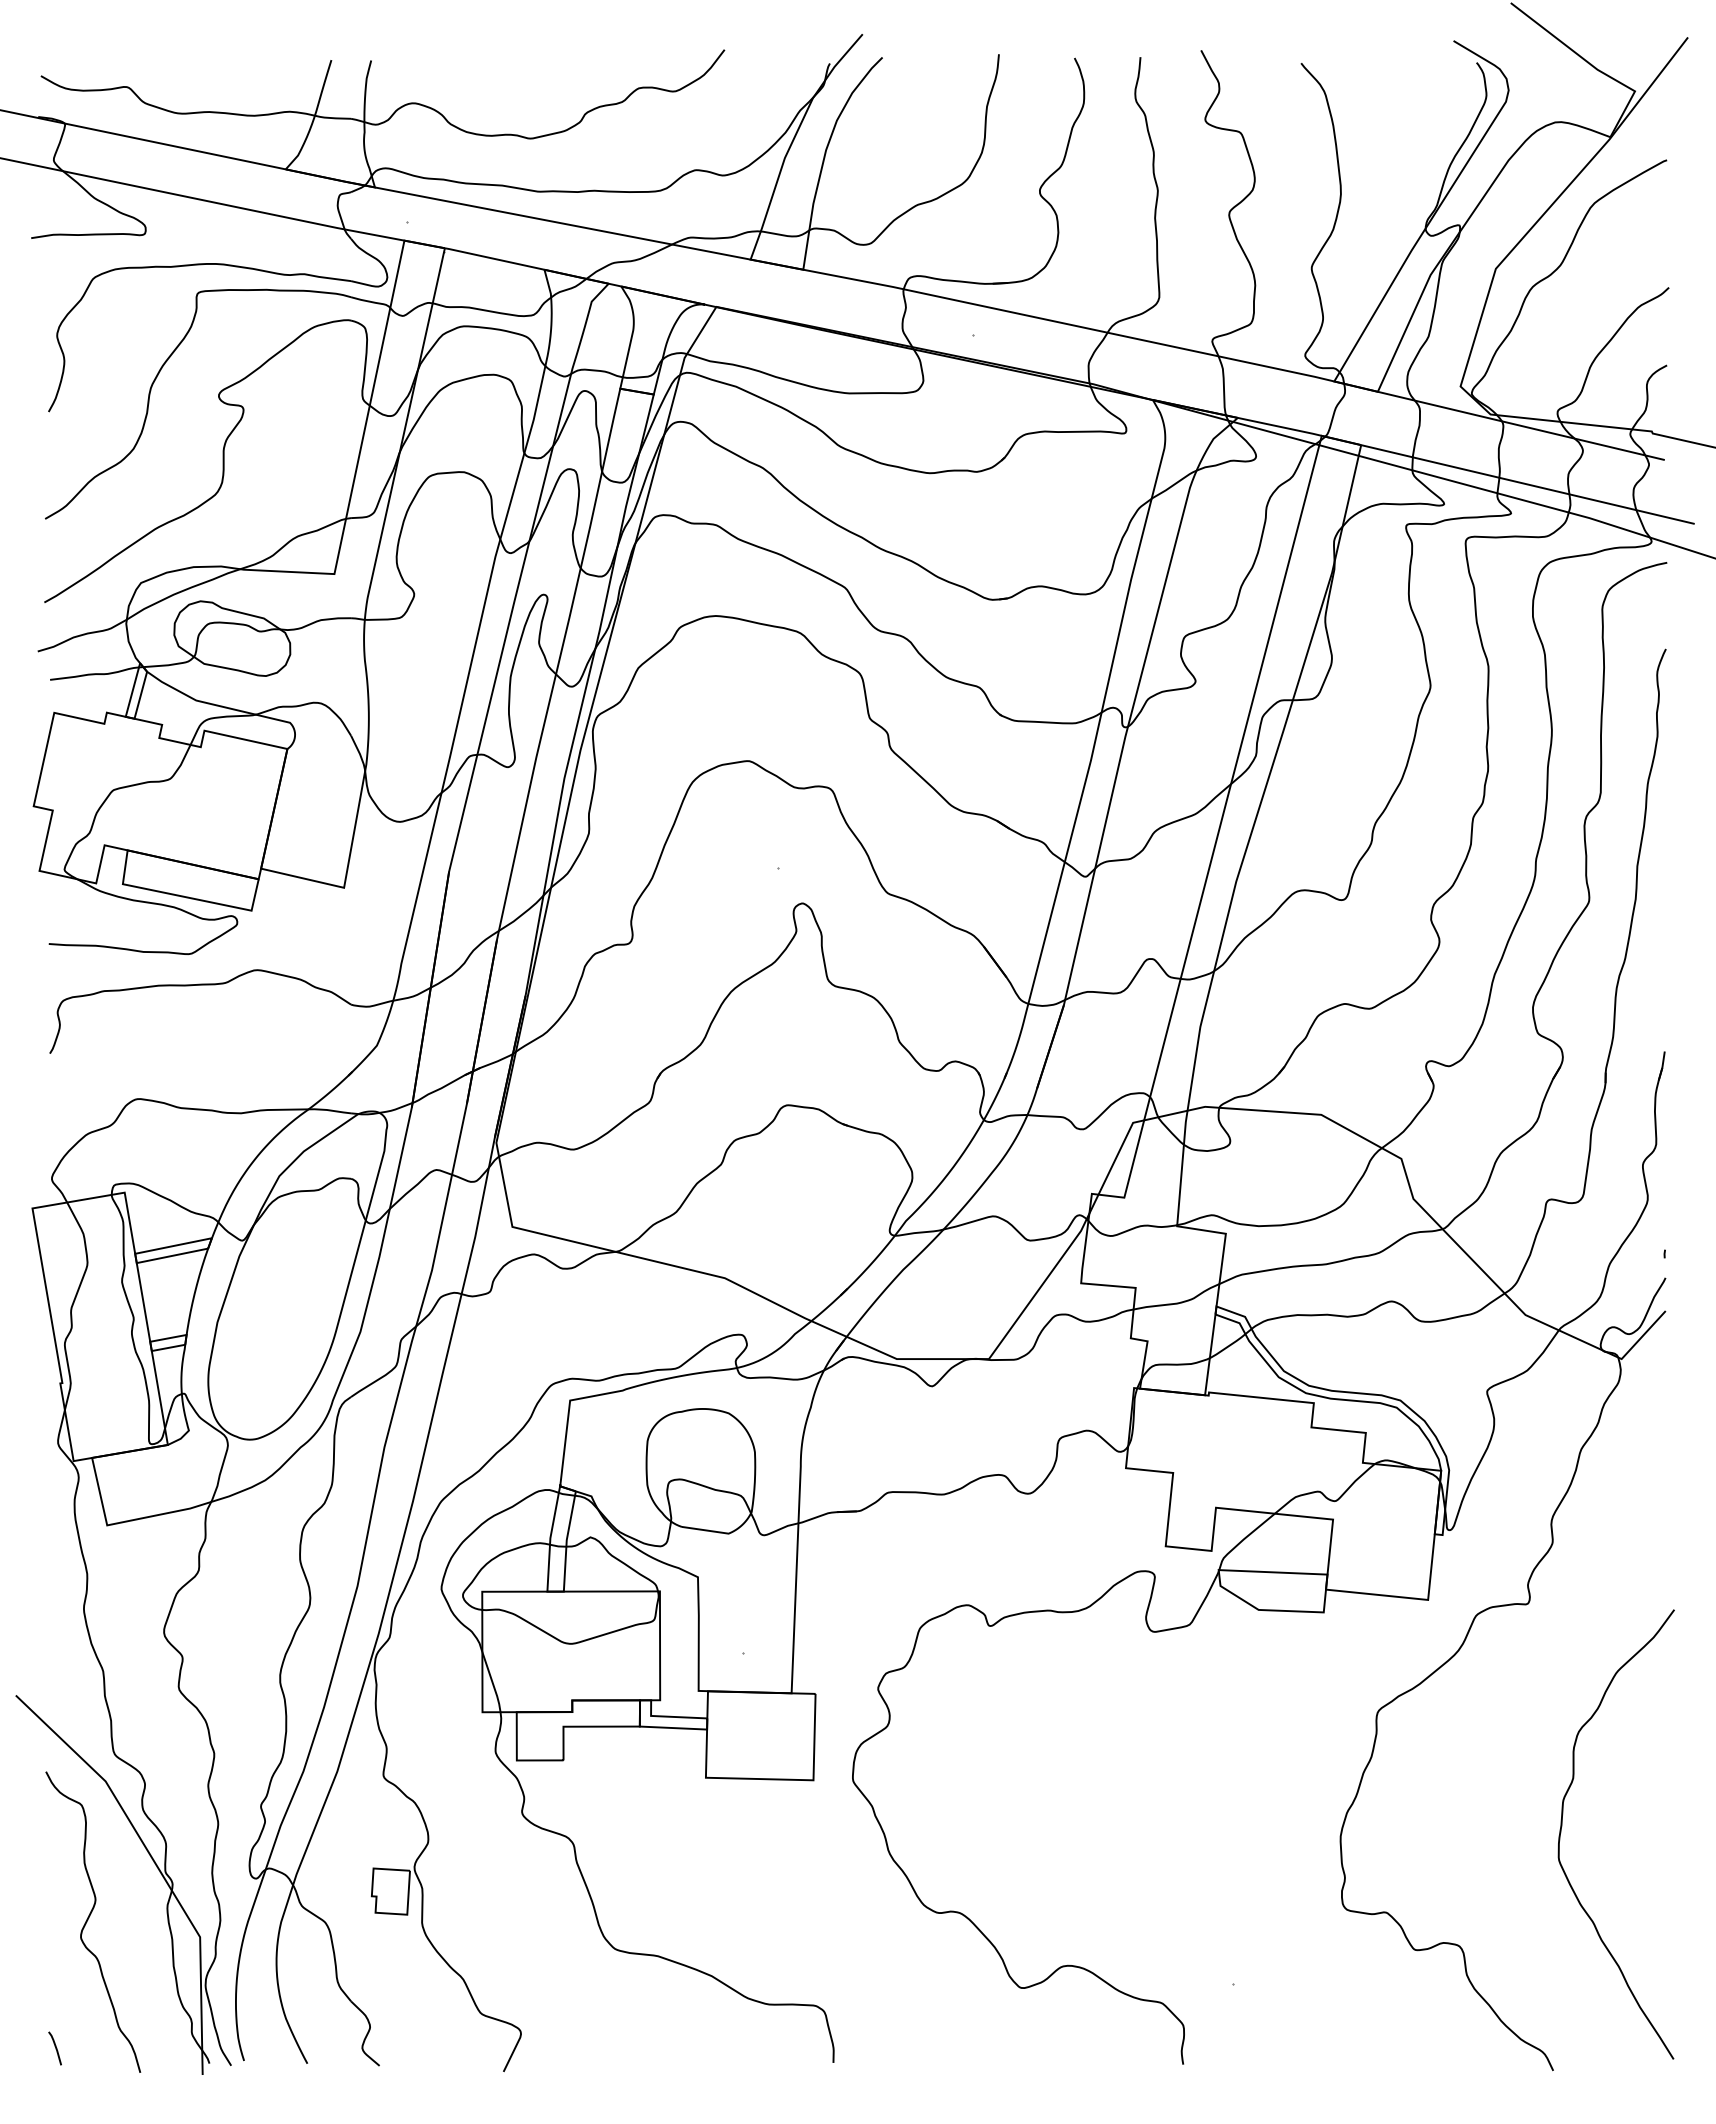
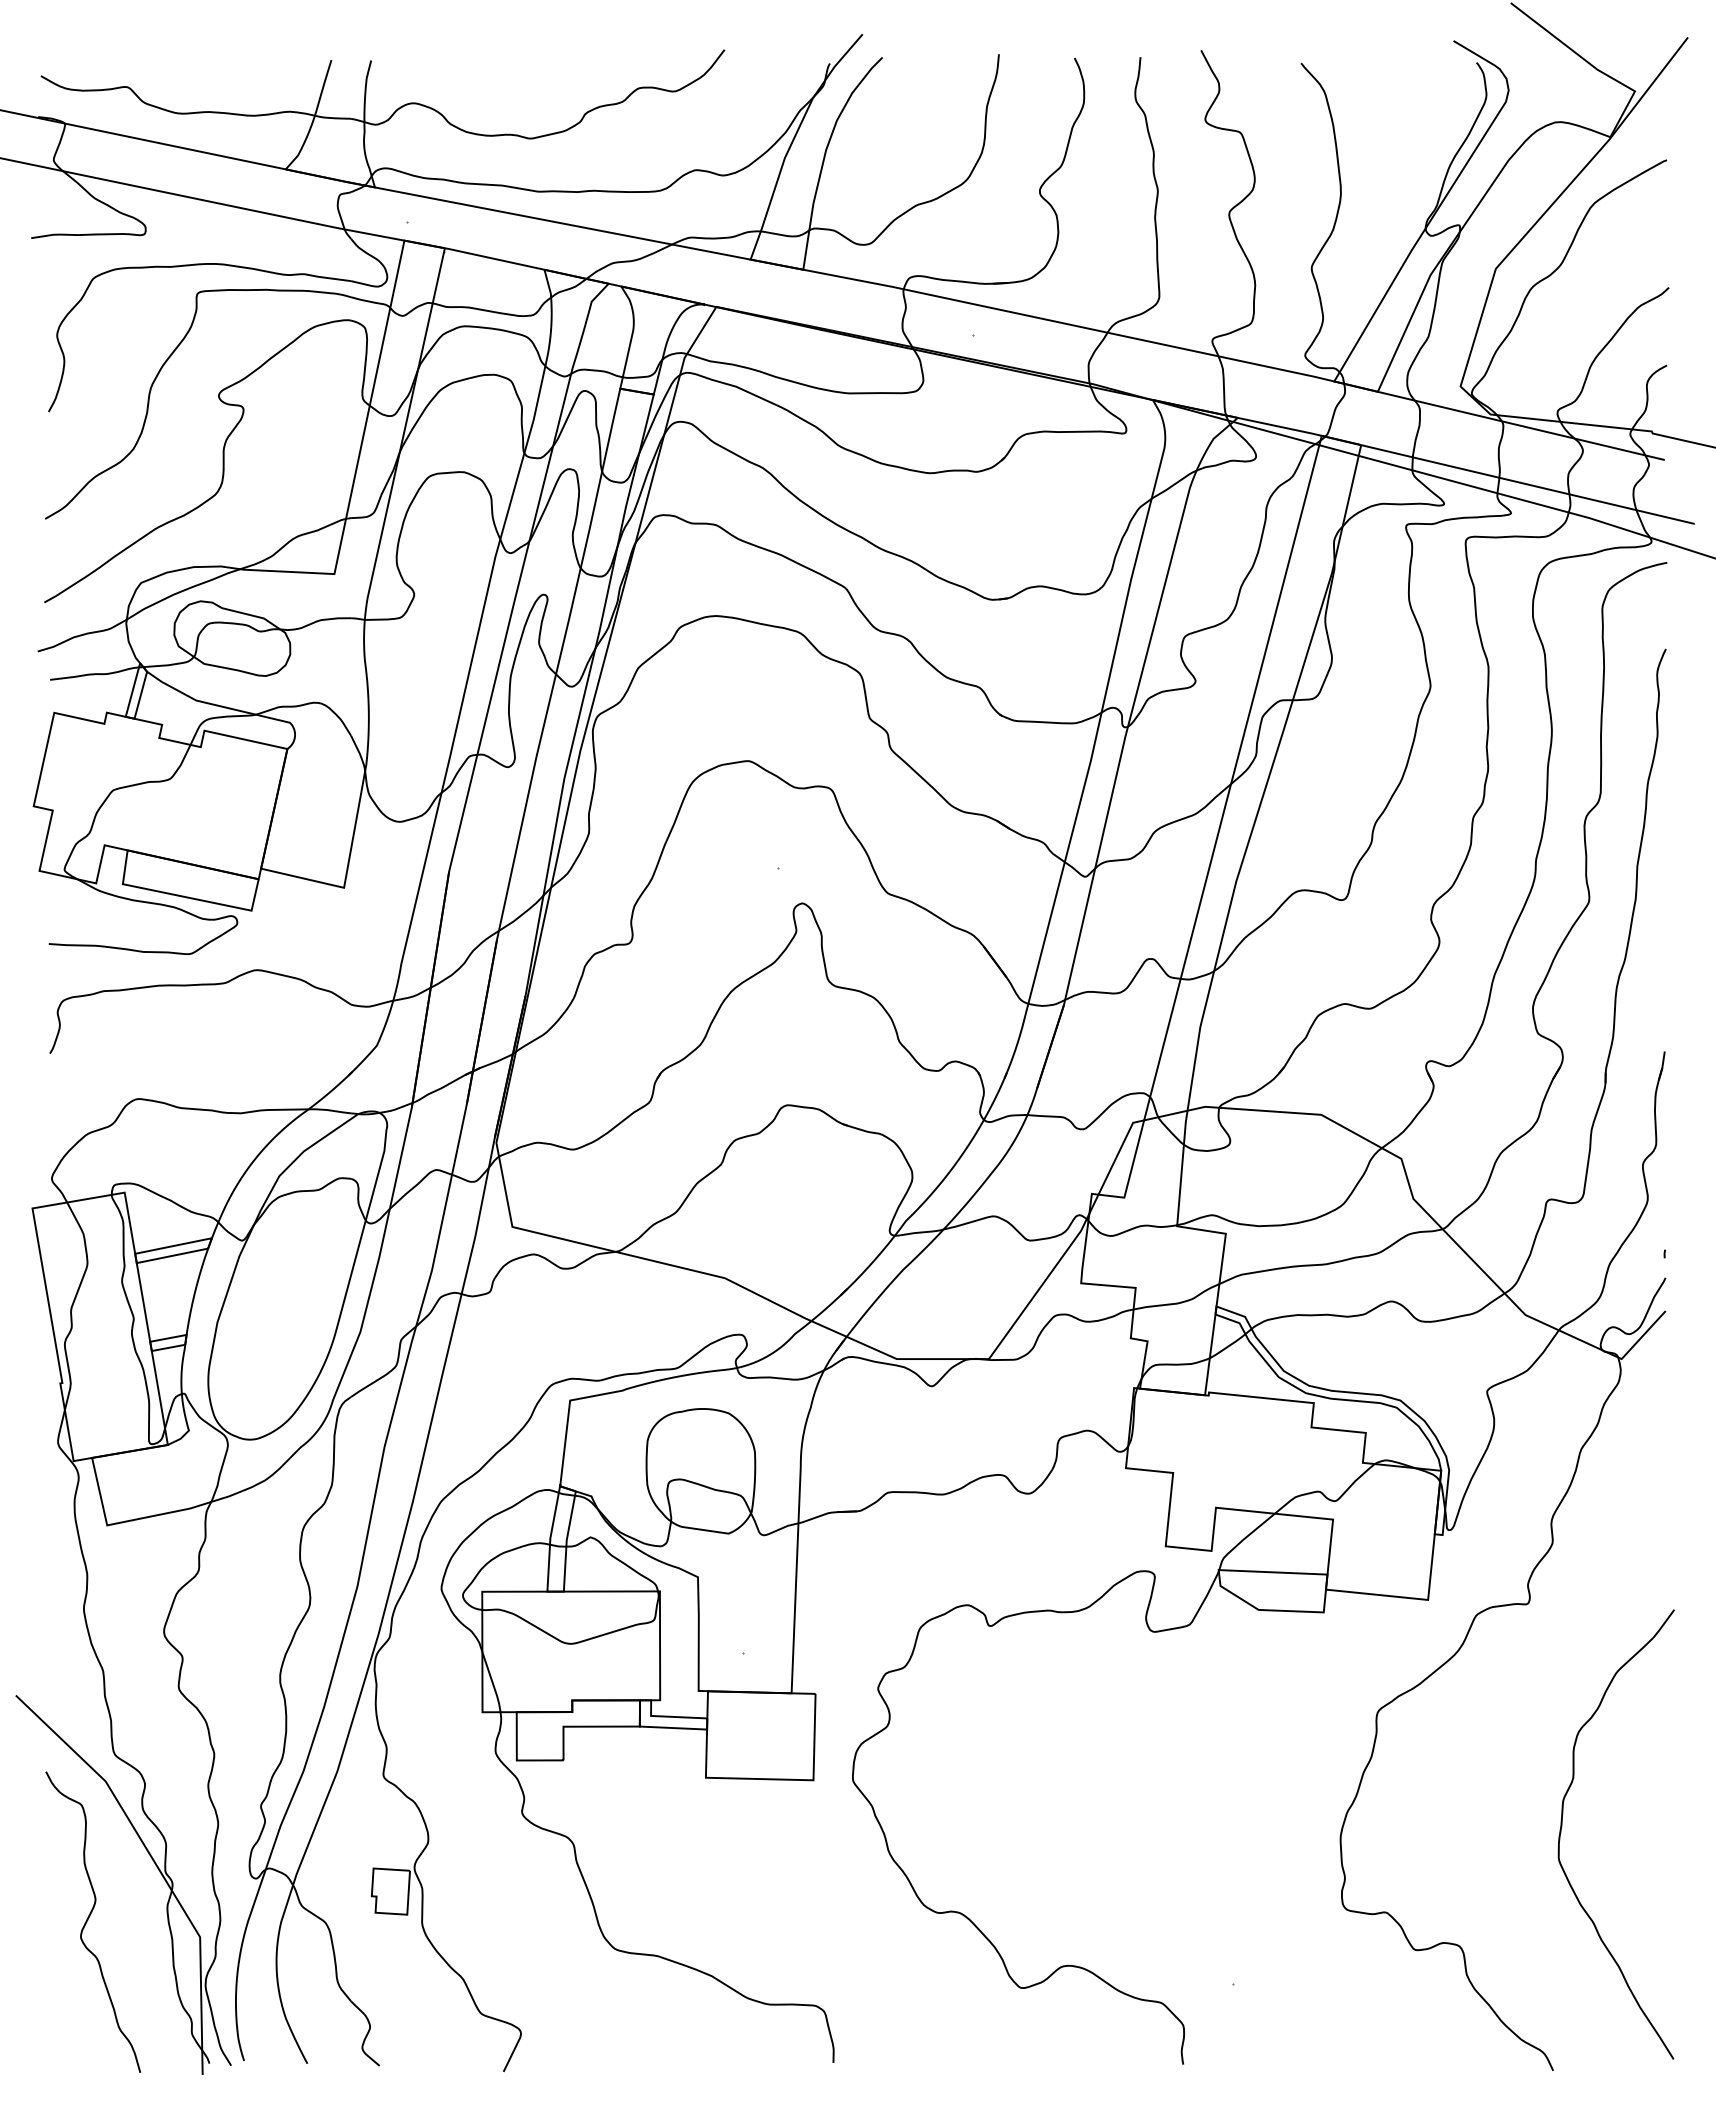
line: present -> none (55, 2048)
